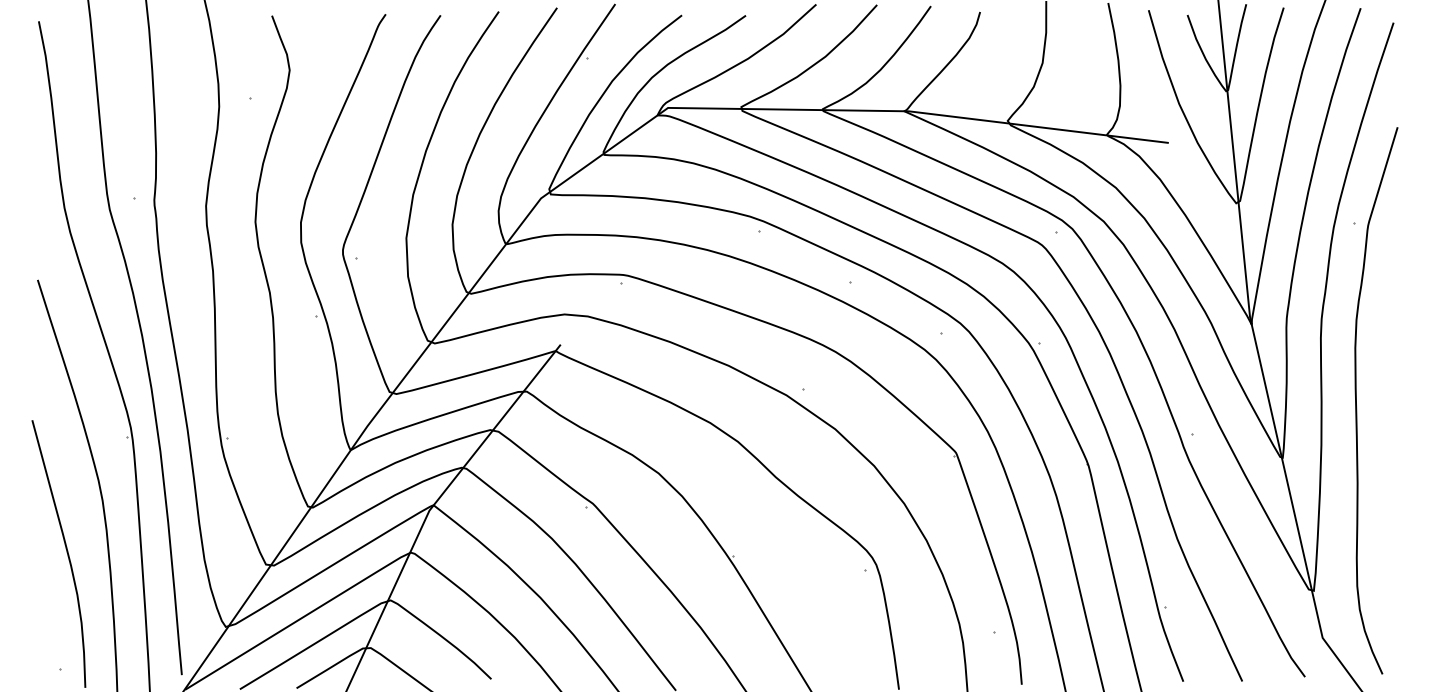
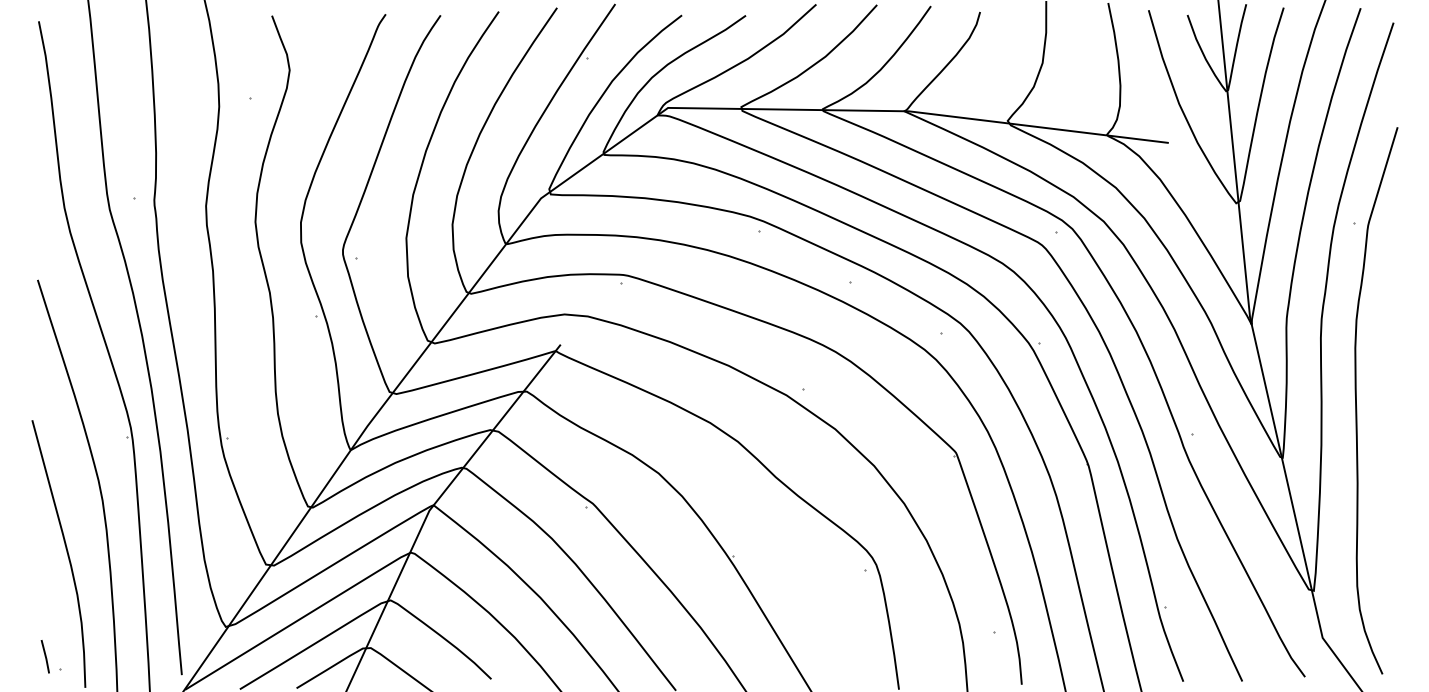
line: none -> present (44, 656)
